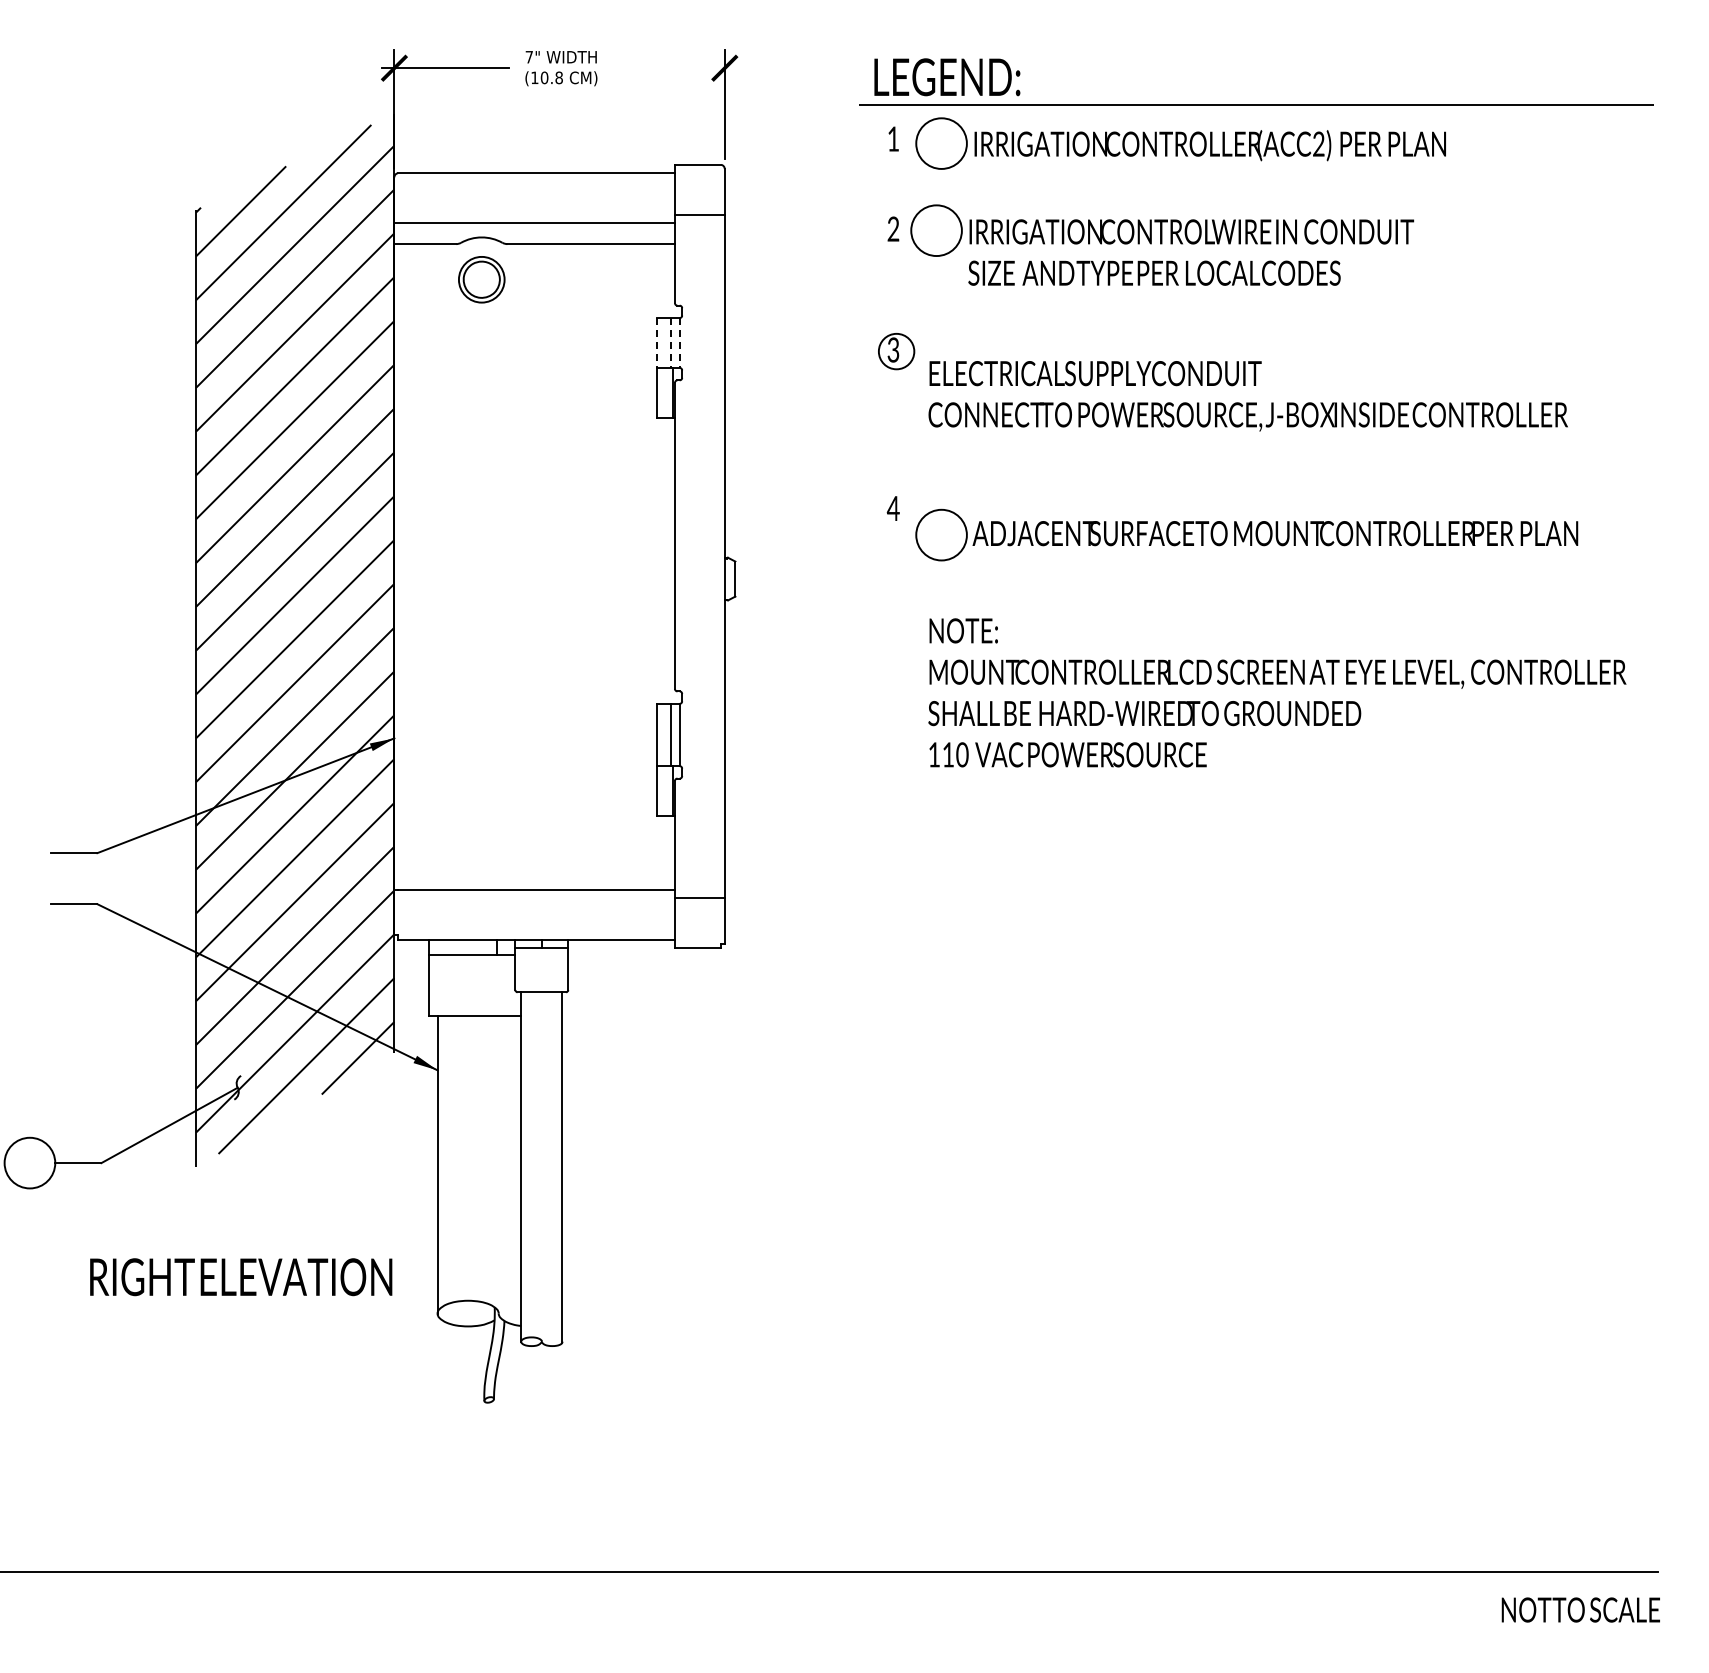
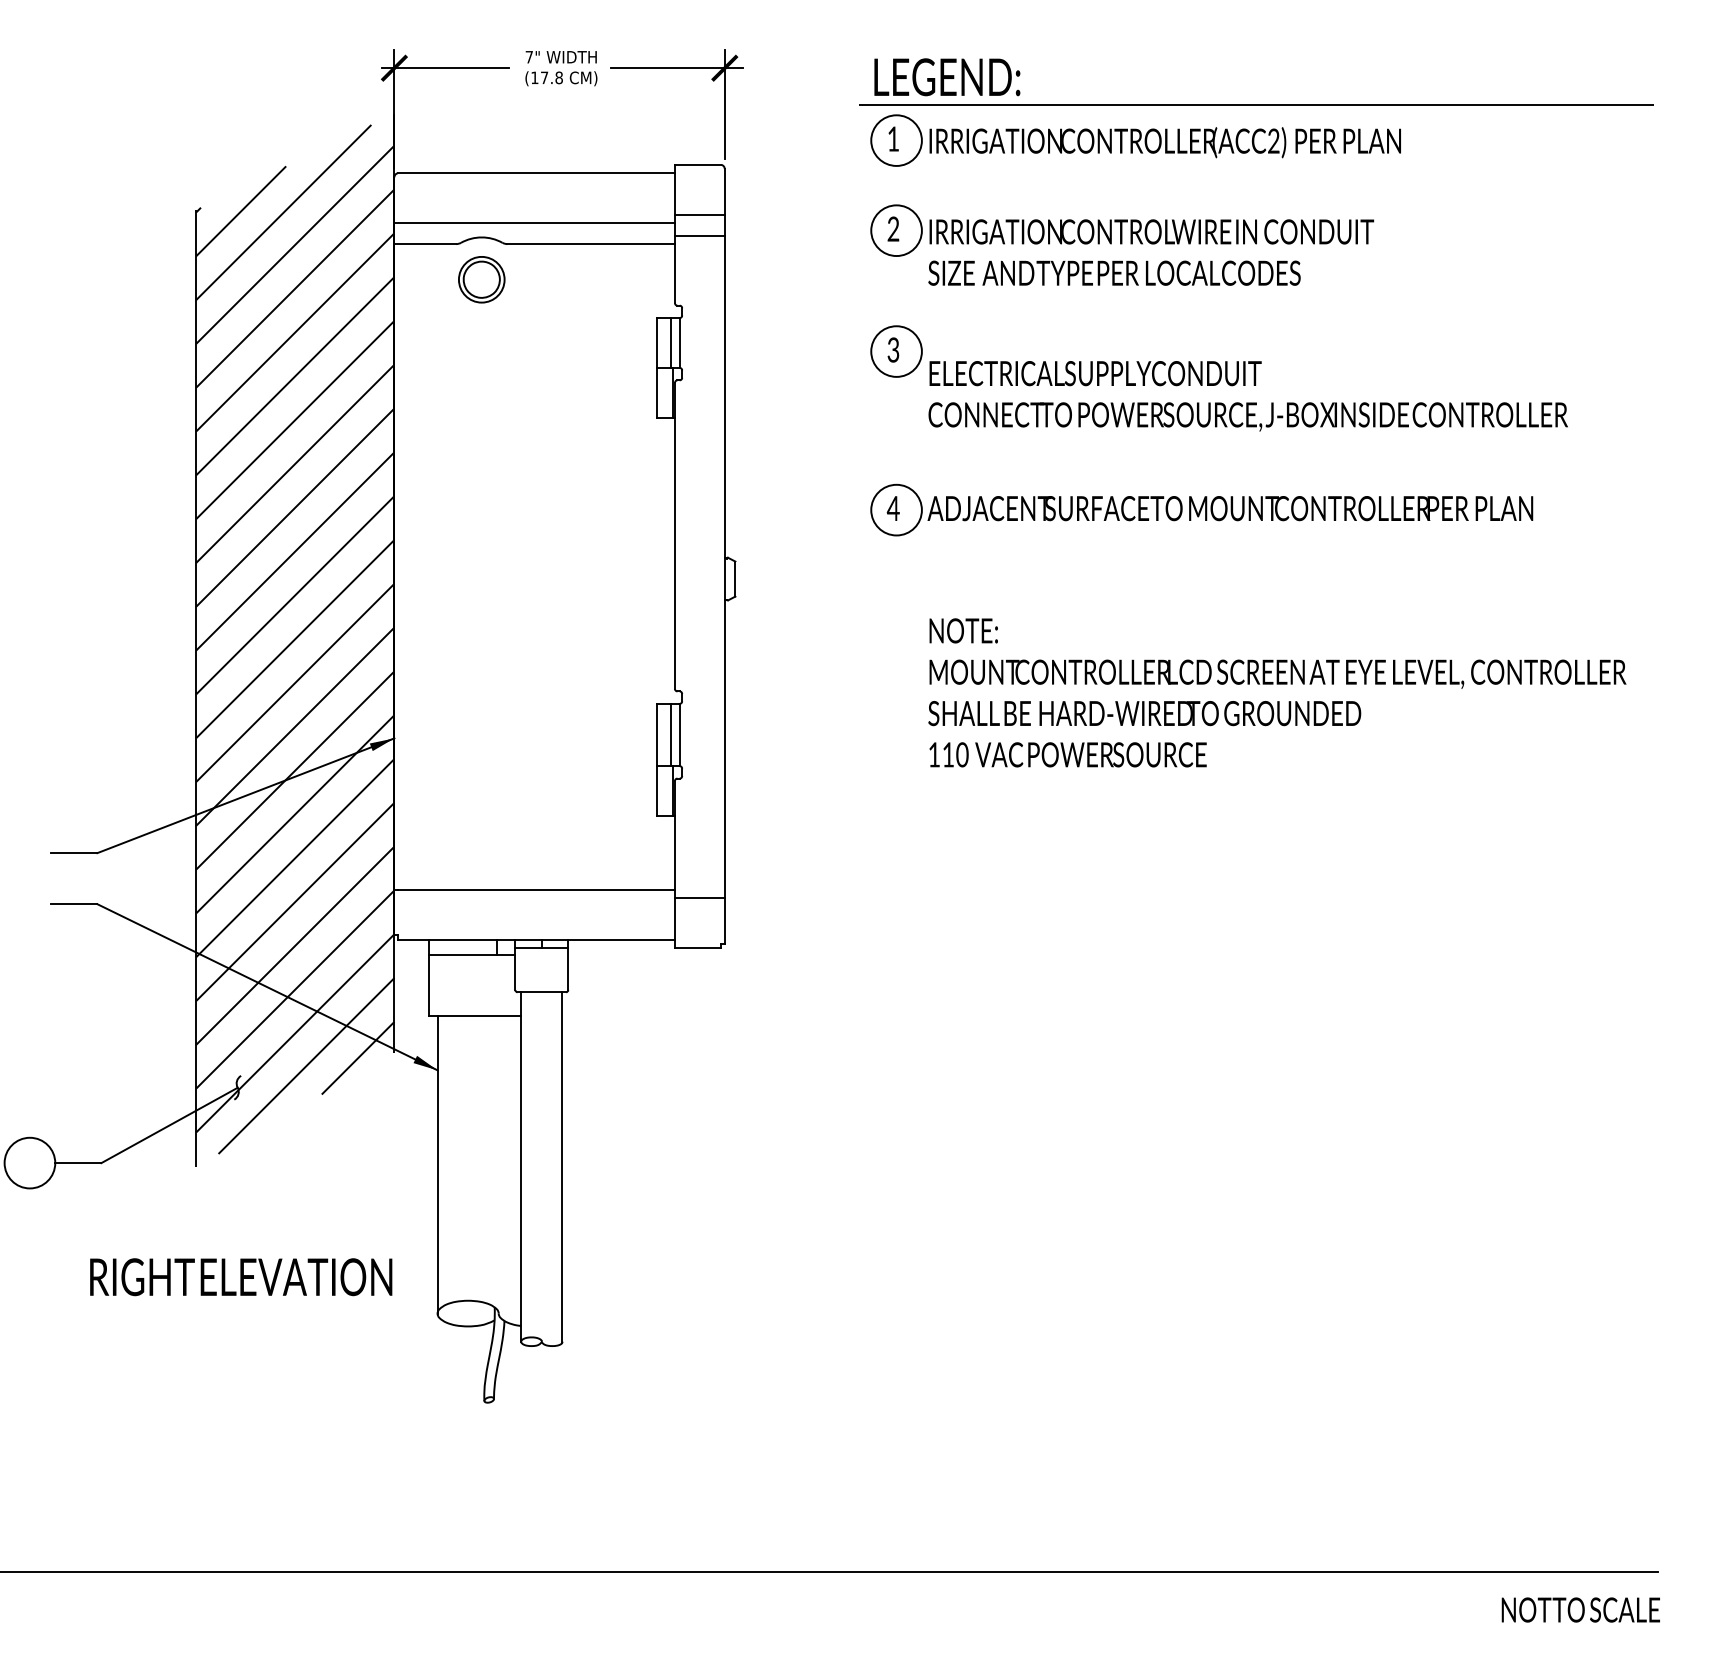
line: none -> present (676, 68)
text: (10.8 -> (17.8 (544, 77)
part position: (1180, 143) -> (1135, 140) (1135, 140)
line: none -> present (699, 235)
part position: (1162, 244) -> (1122, 244) (1122, 244)
line: dashed -> solid (656, 343)
line: dashed -> solid (671, 343)
line: dashed -> solid (679, 343)
circle diameter: 35 px -> 51 px (896, 351)
part position: (1246, 534) -> (1201, 509) (1201, 509)
